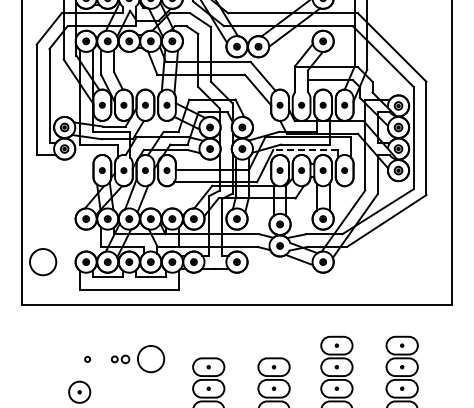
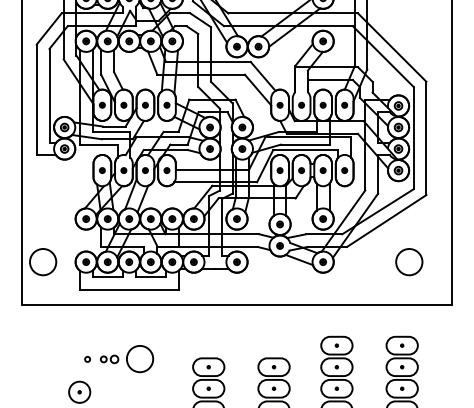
line: dashed -> solid (305, 150)
circle: none -> present (409, 262)
part position: (138, 359) -> (127, 359) (127, 359)
